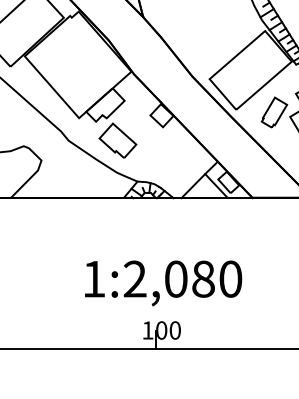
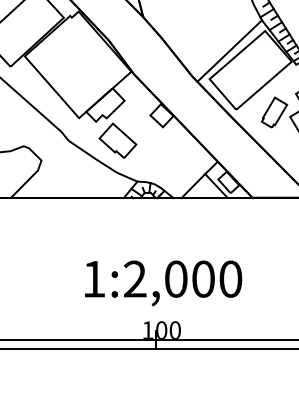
line: none -> present (229, 50)
text: 1:2,080 -> 1:2,000 (203, 278)
line: none -> present (148, 340)
